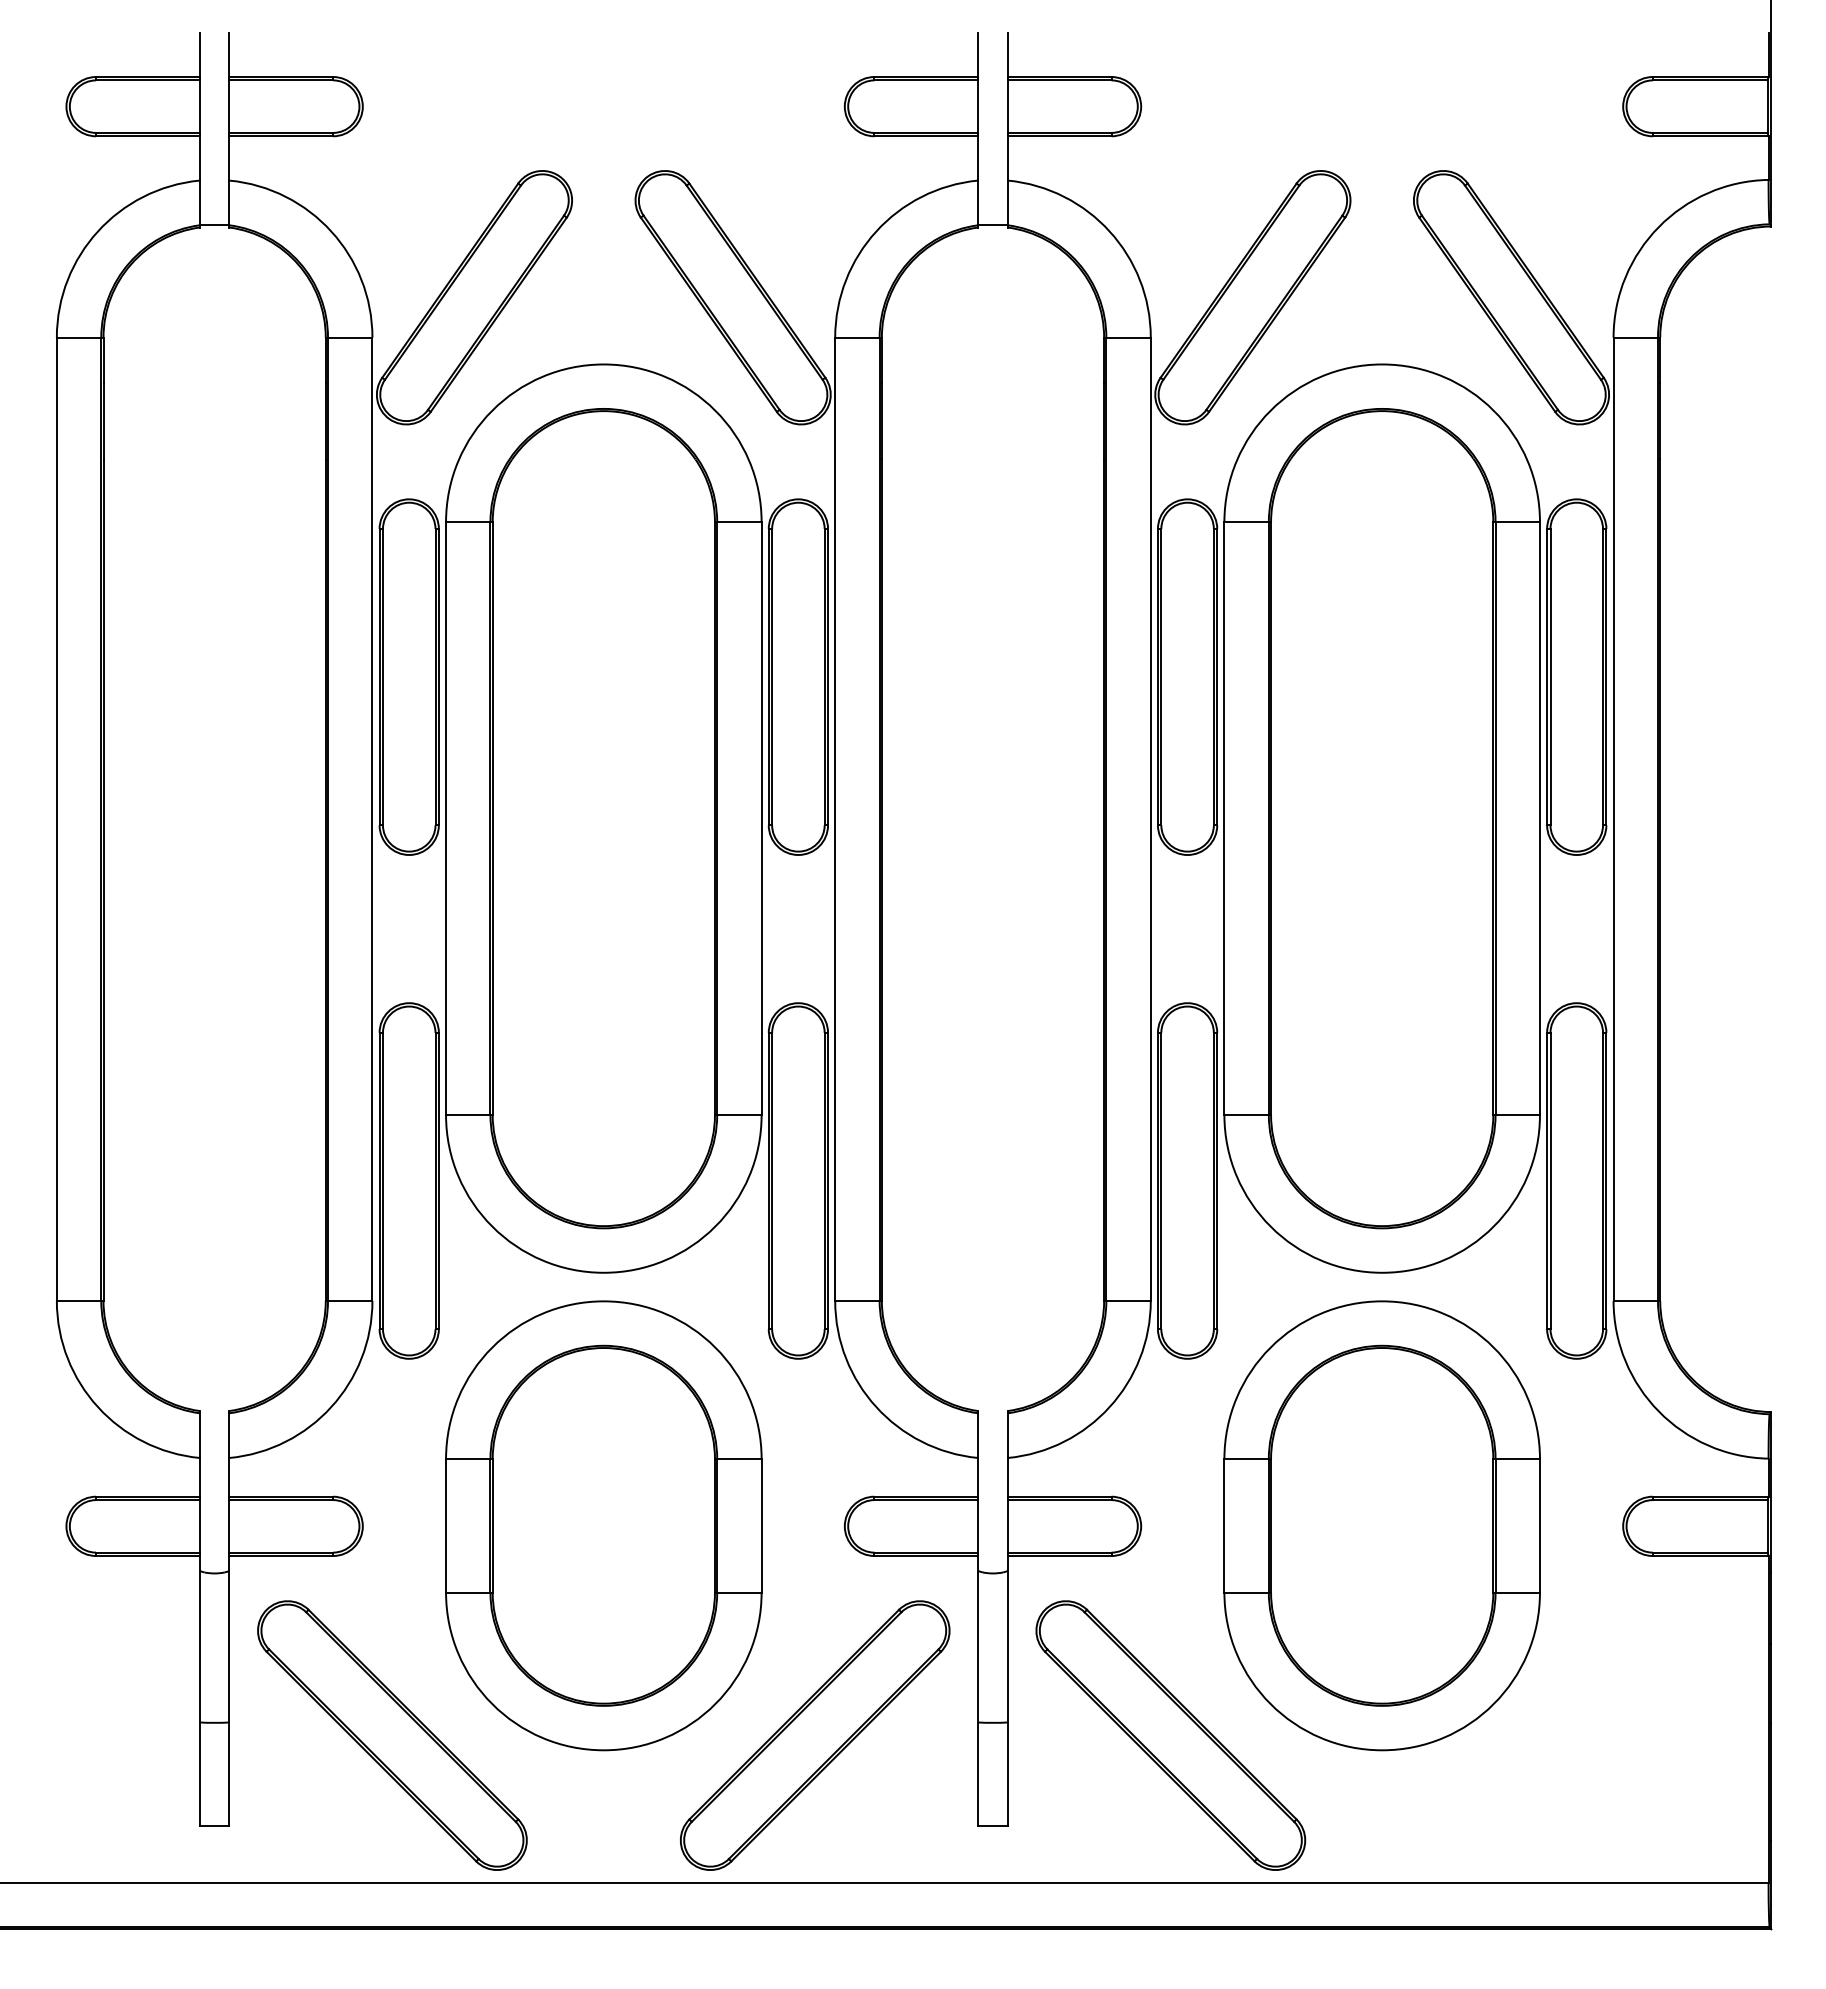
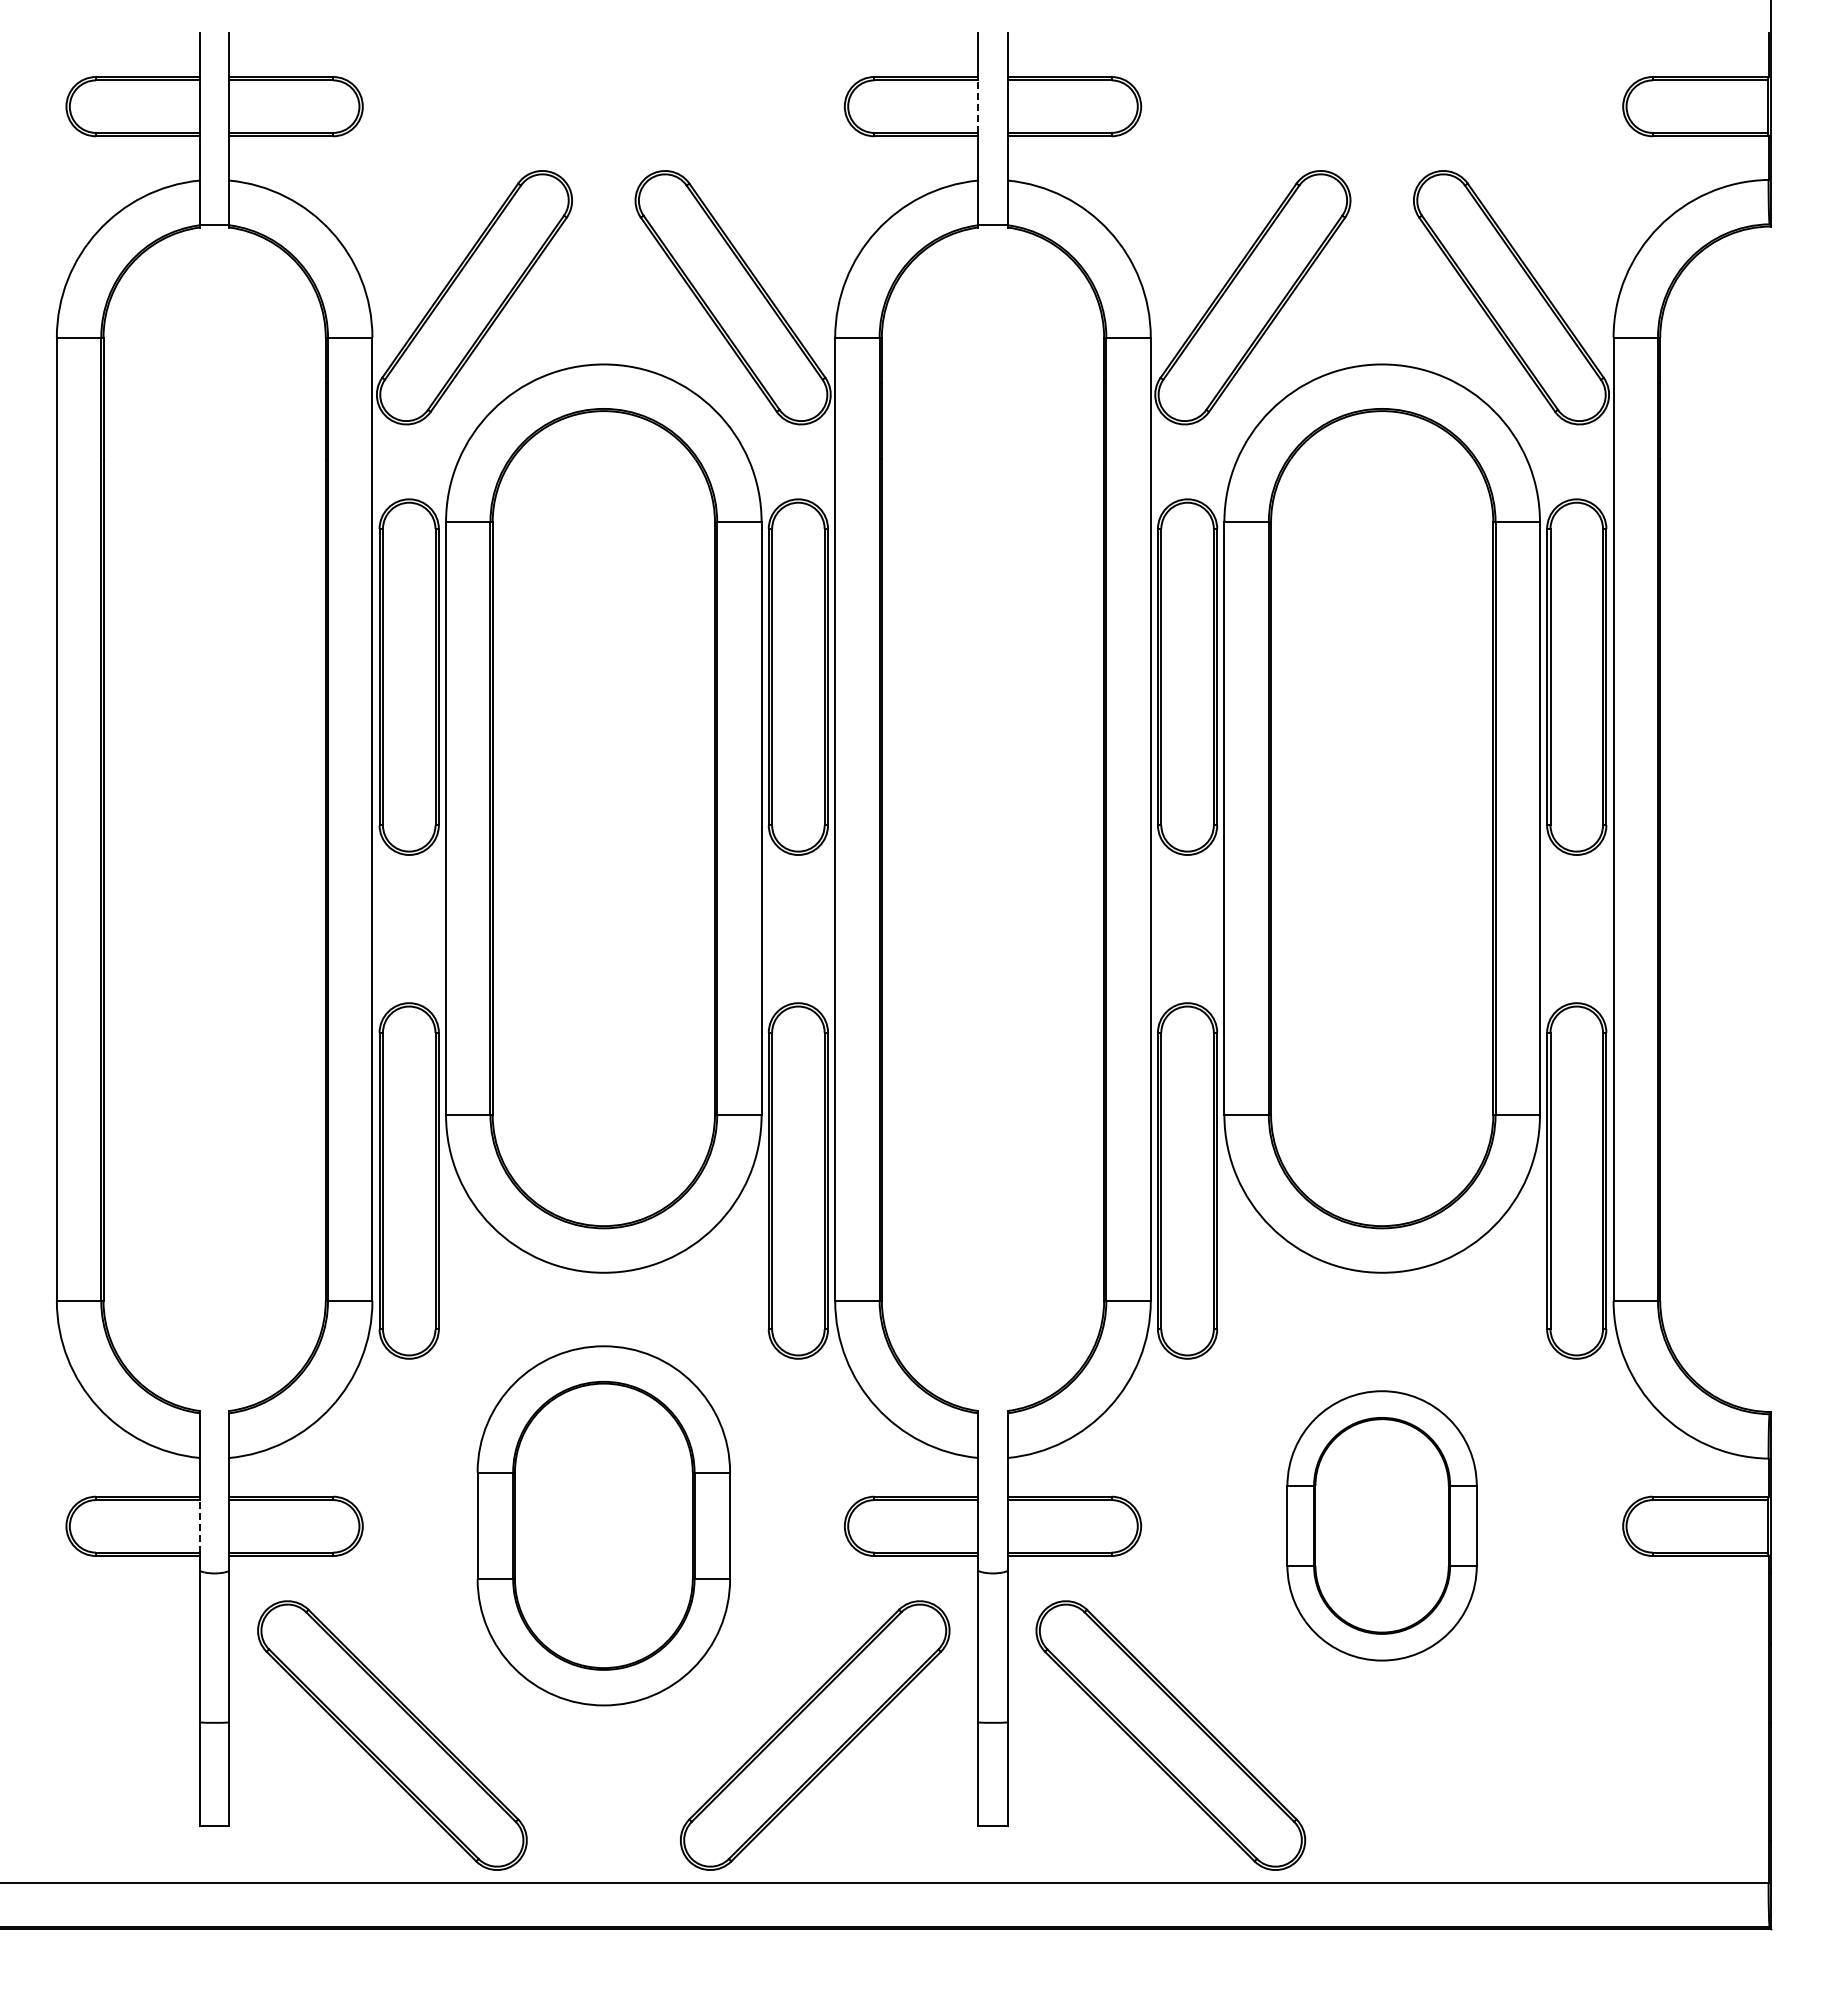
line: solid -> dashed (978, 106)
line: solid -> dashed (199, 1525)
part size: 318x452 px -> 255x362 px (603, 1525)
part size: 318x452 px -> 192x272 px (1381, 1525)
